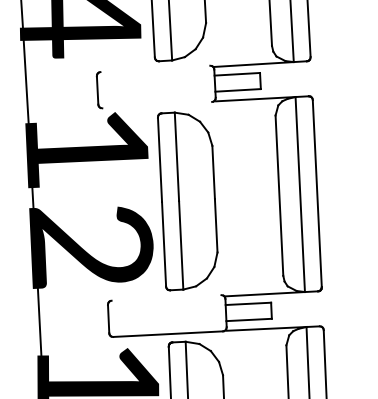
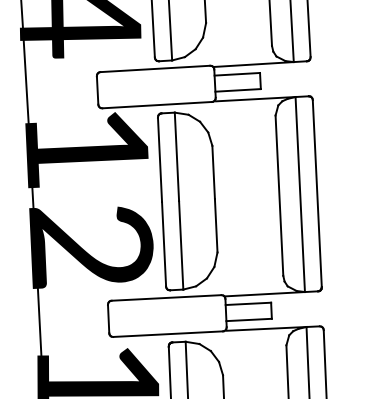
line: none -> present (155, 68)
line: none -> present (157, 104)
line: none -> present (166, 297)
